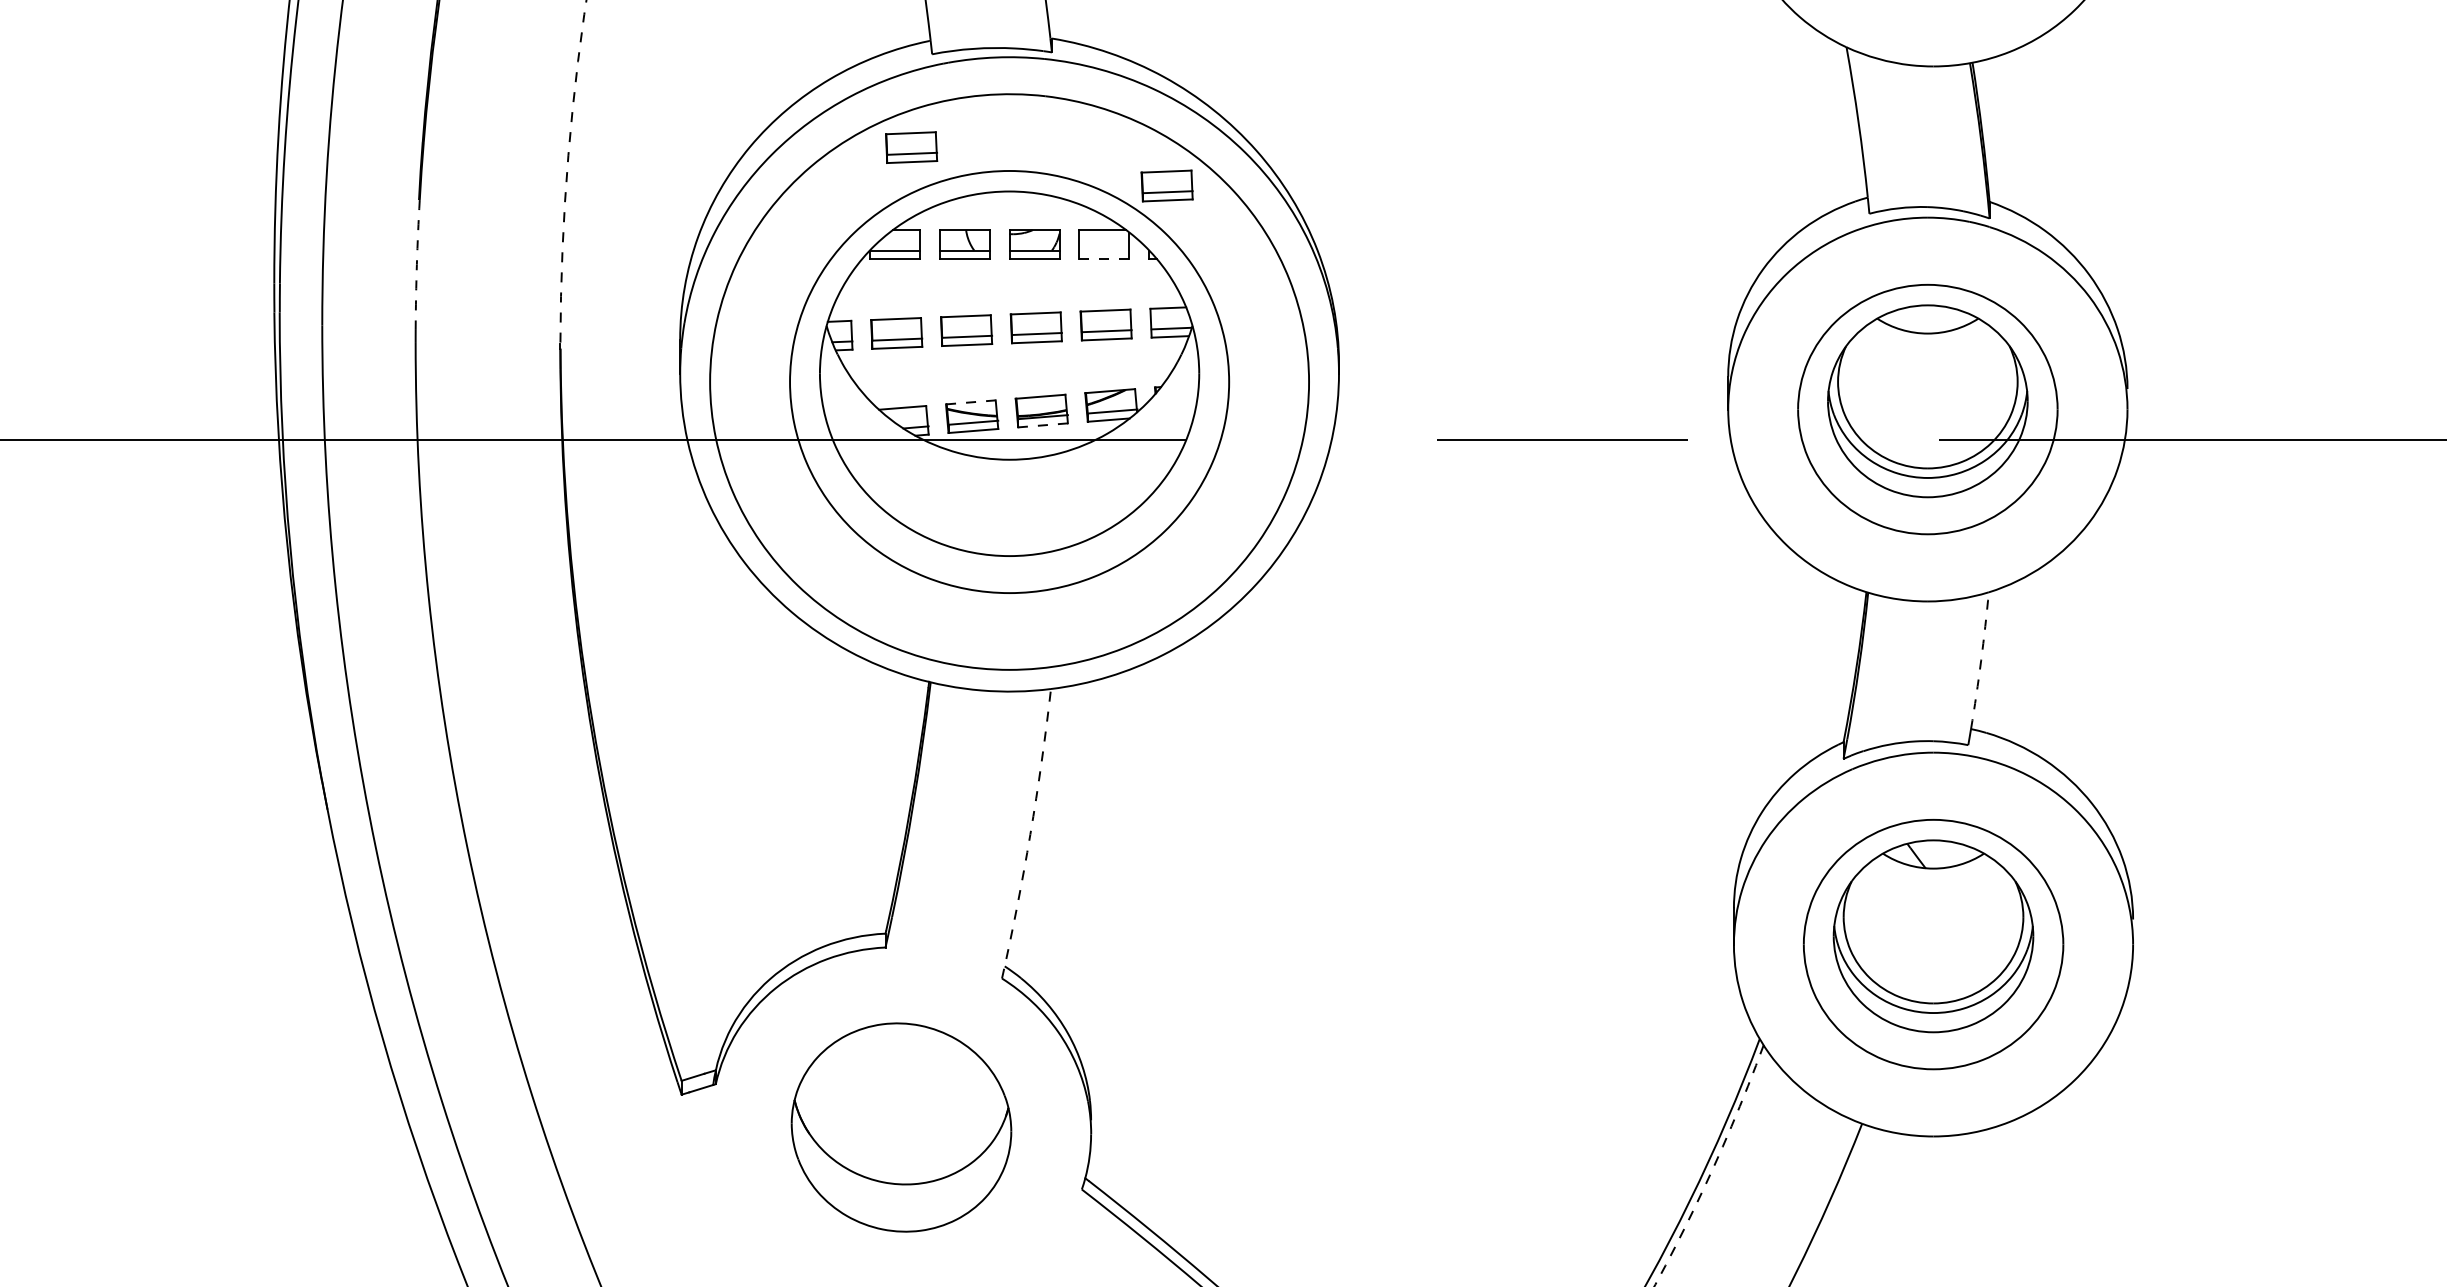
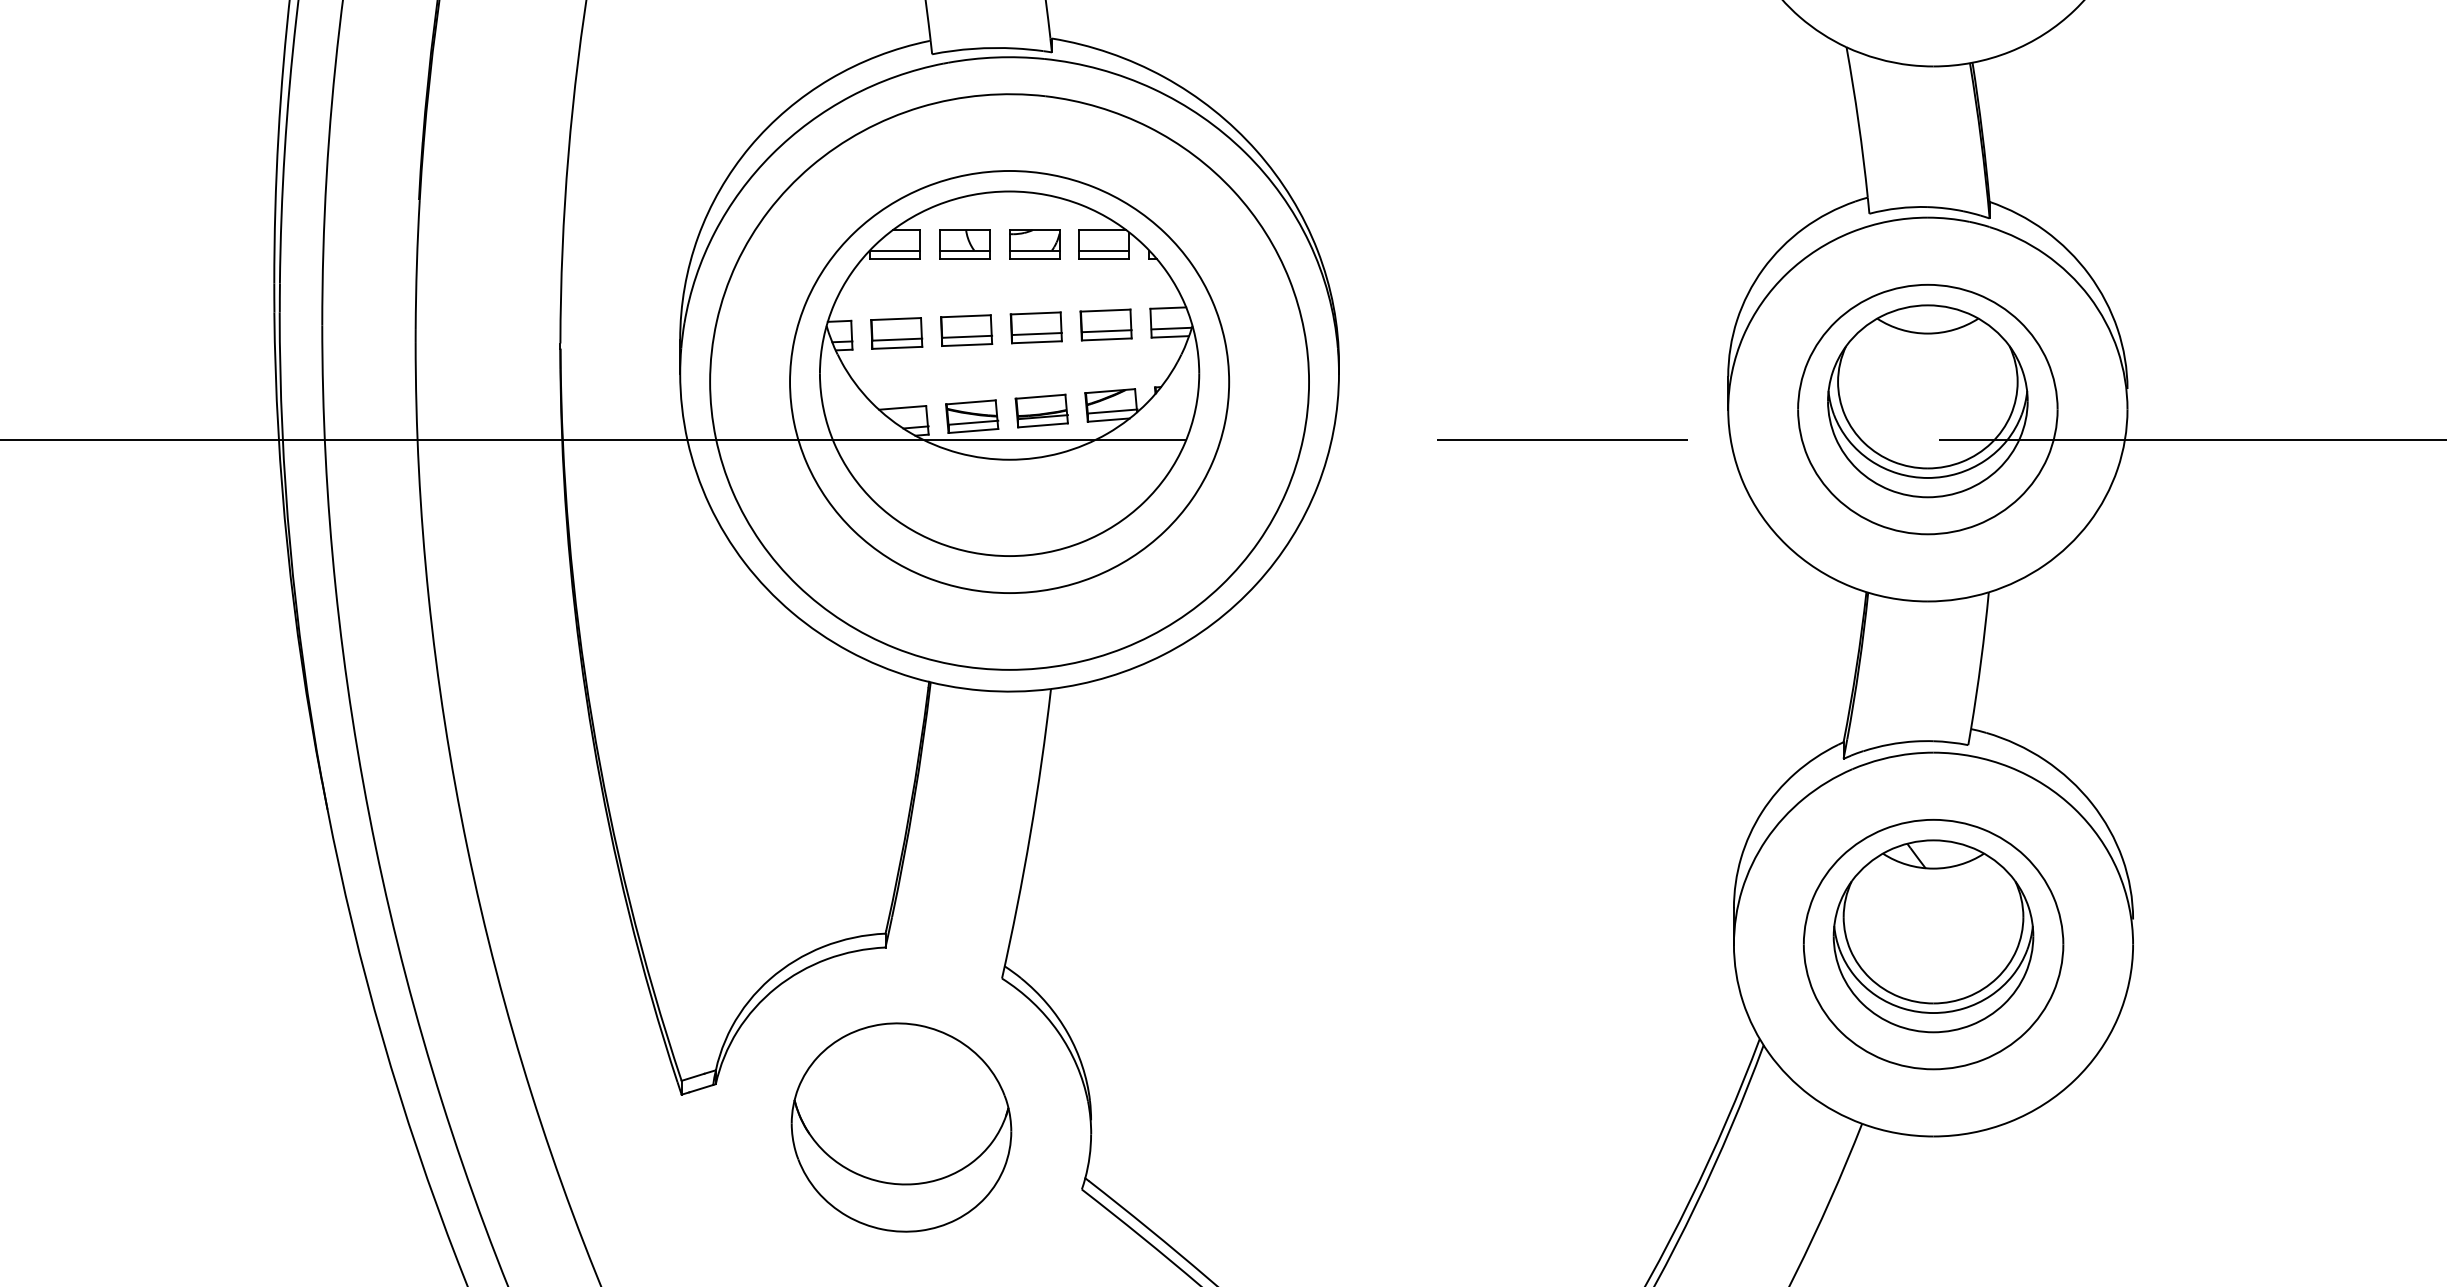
part: present -> none (911, 147)
arc: dashed -> solid (567, 170)
part: present -> none (1166, 185)
line: none -> present (1104, 250)
line: dashed -> solid (1104, 258)
arc: dashed -> solid (416, 264)
line: dashed -> solid (970, 402)
line: dashed -> solid (1043, 425)
arc: dashed -> solid (1981, 660)
arc: dashed -> solid (1030, 834)
arc: dashed -> solid (1713, 1167)
